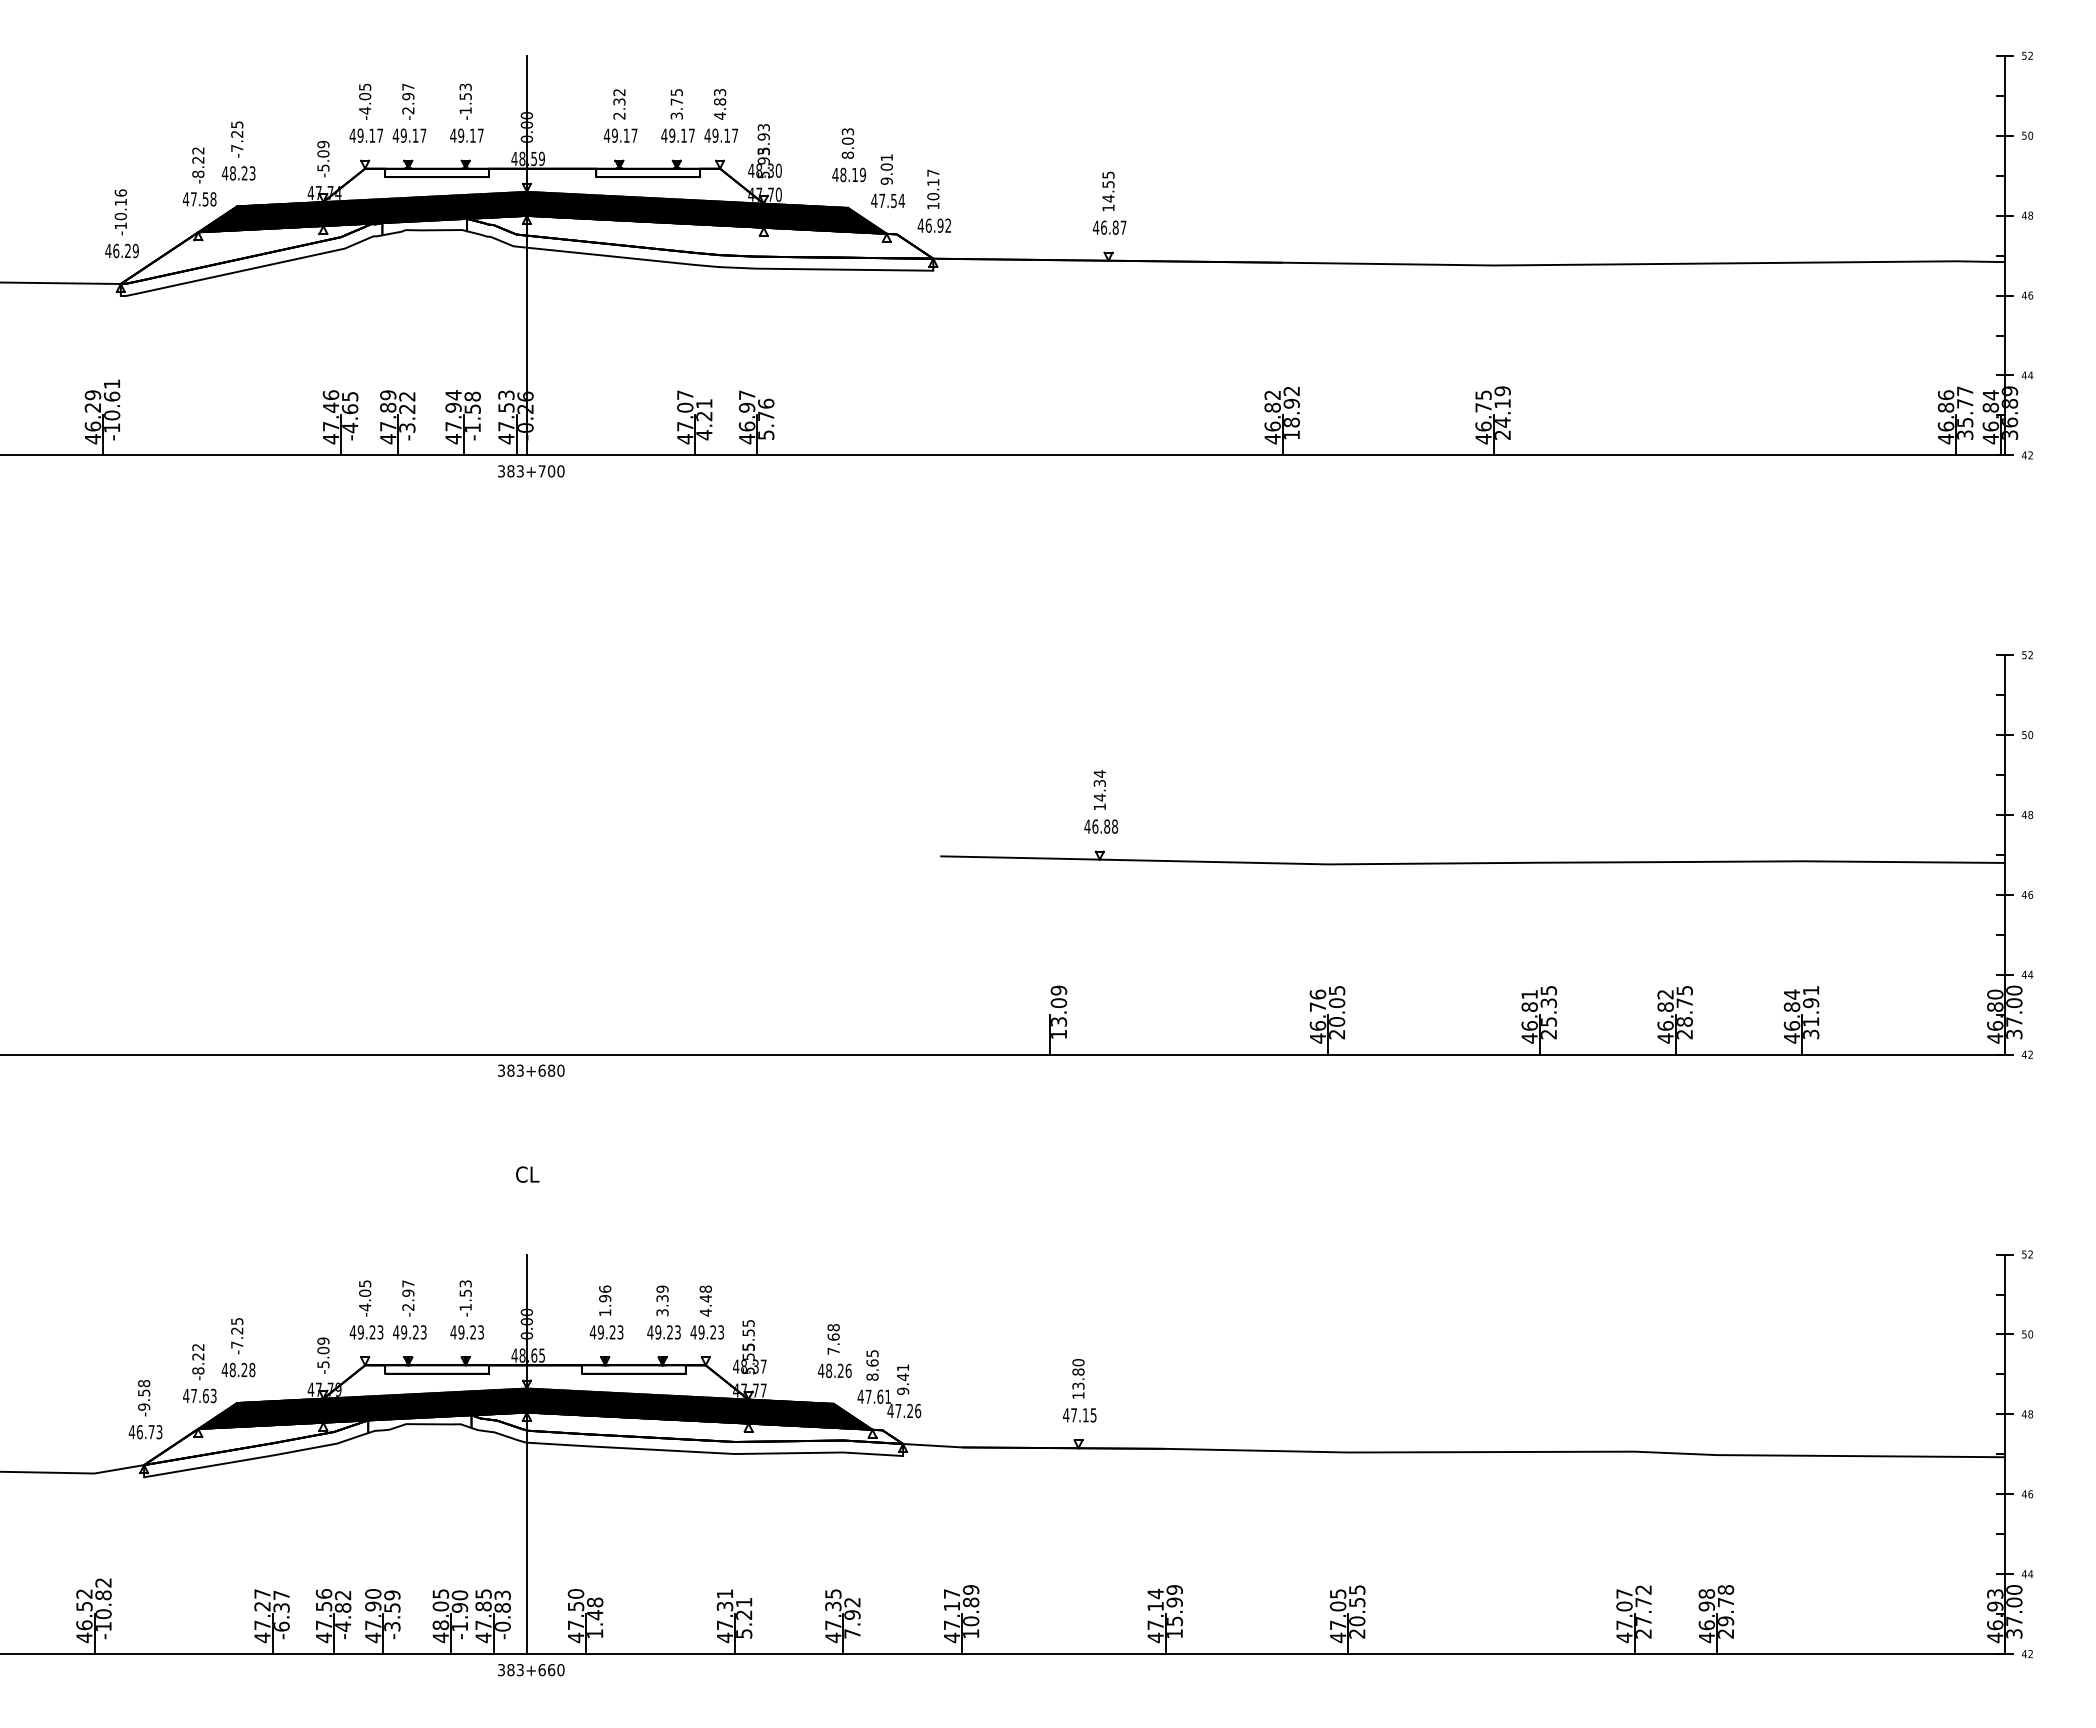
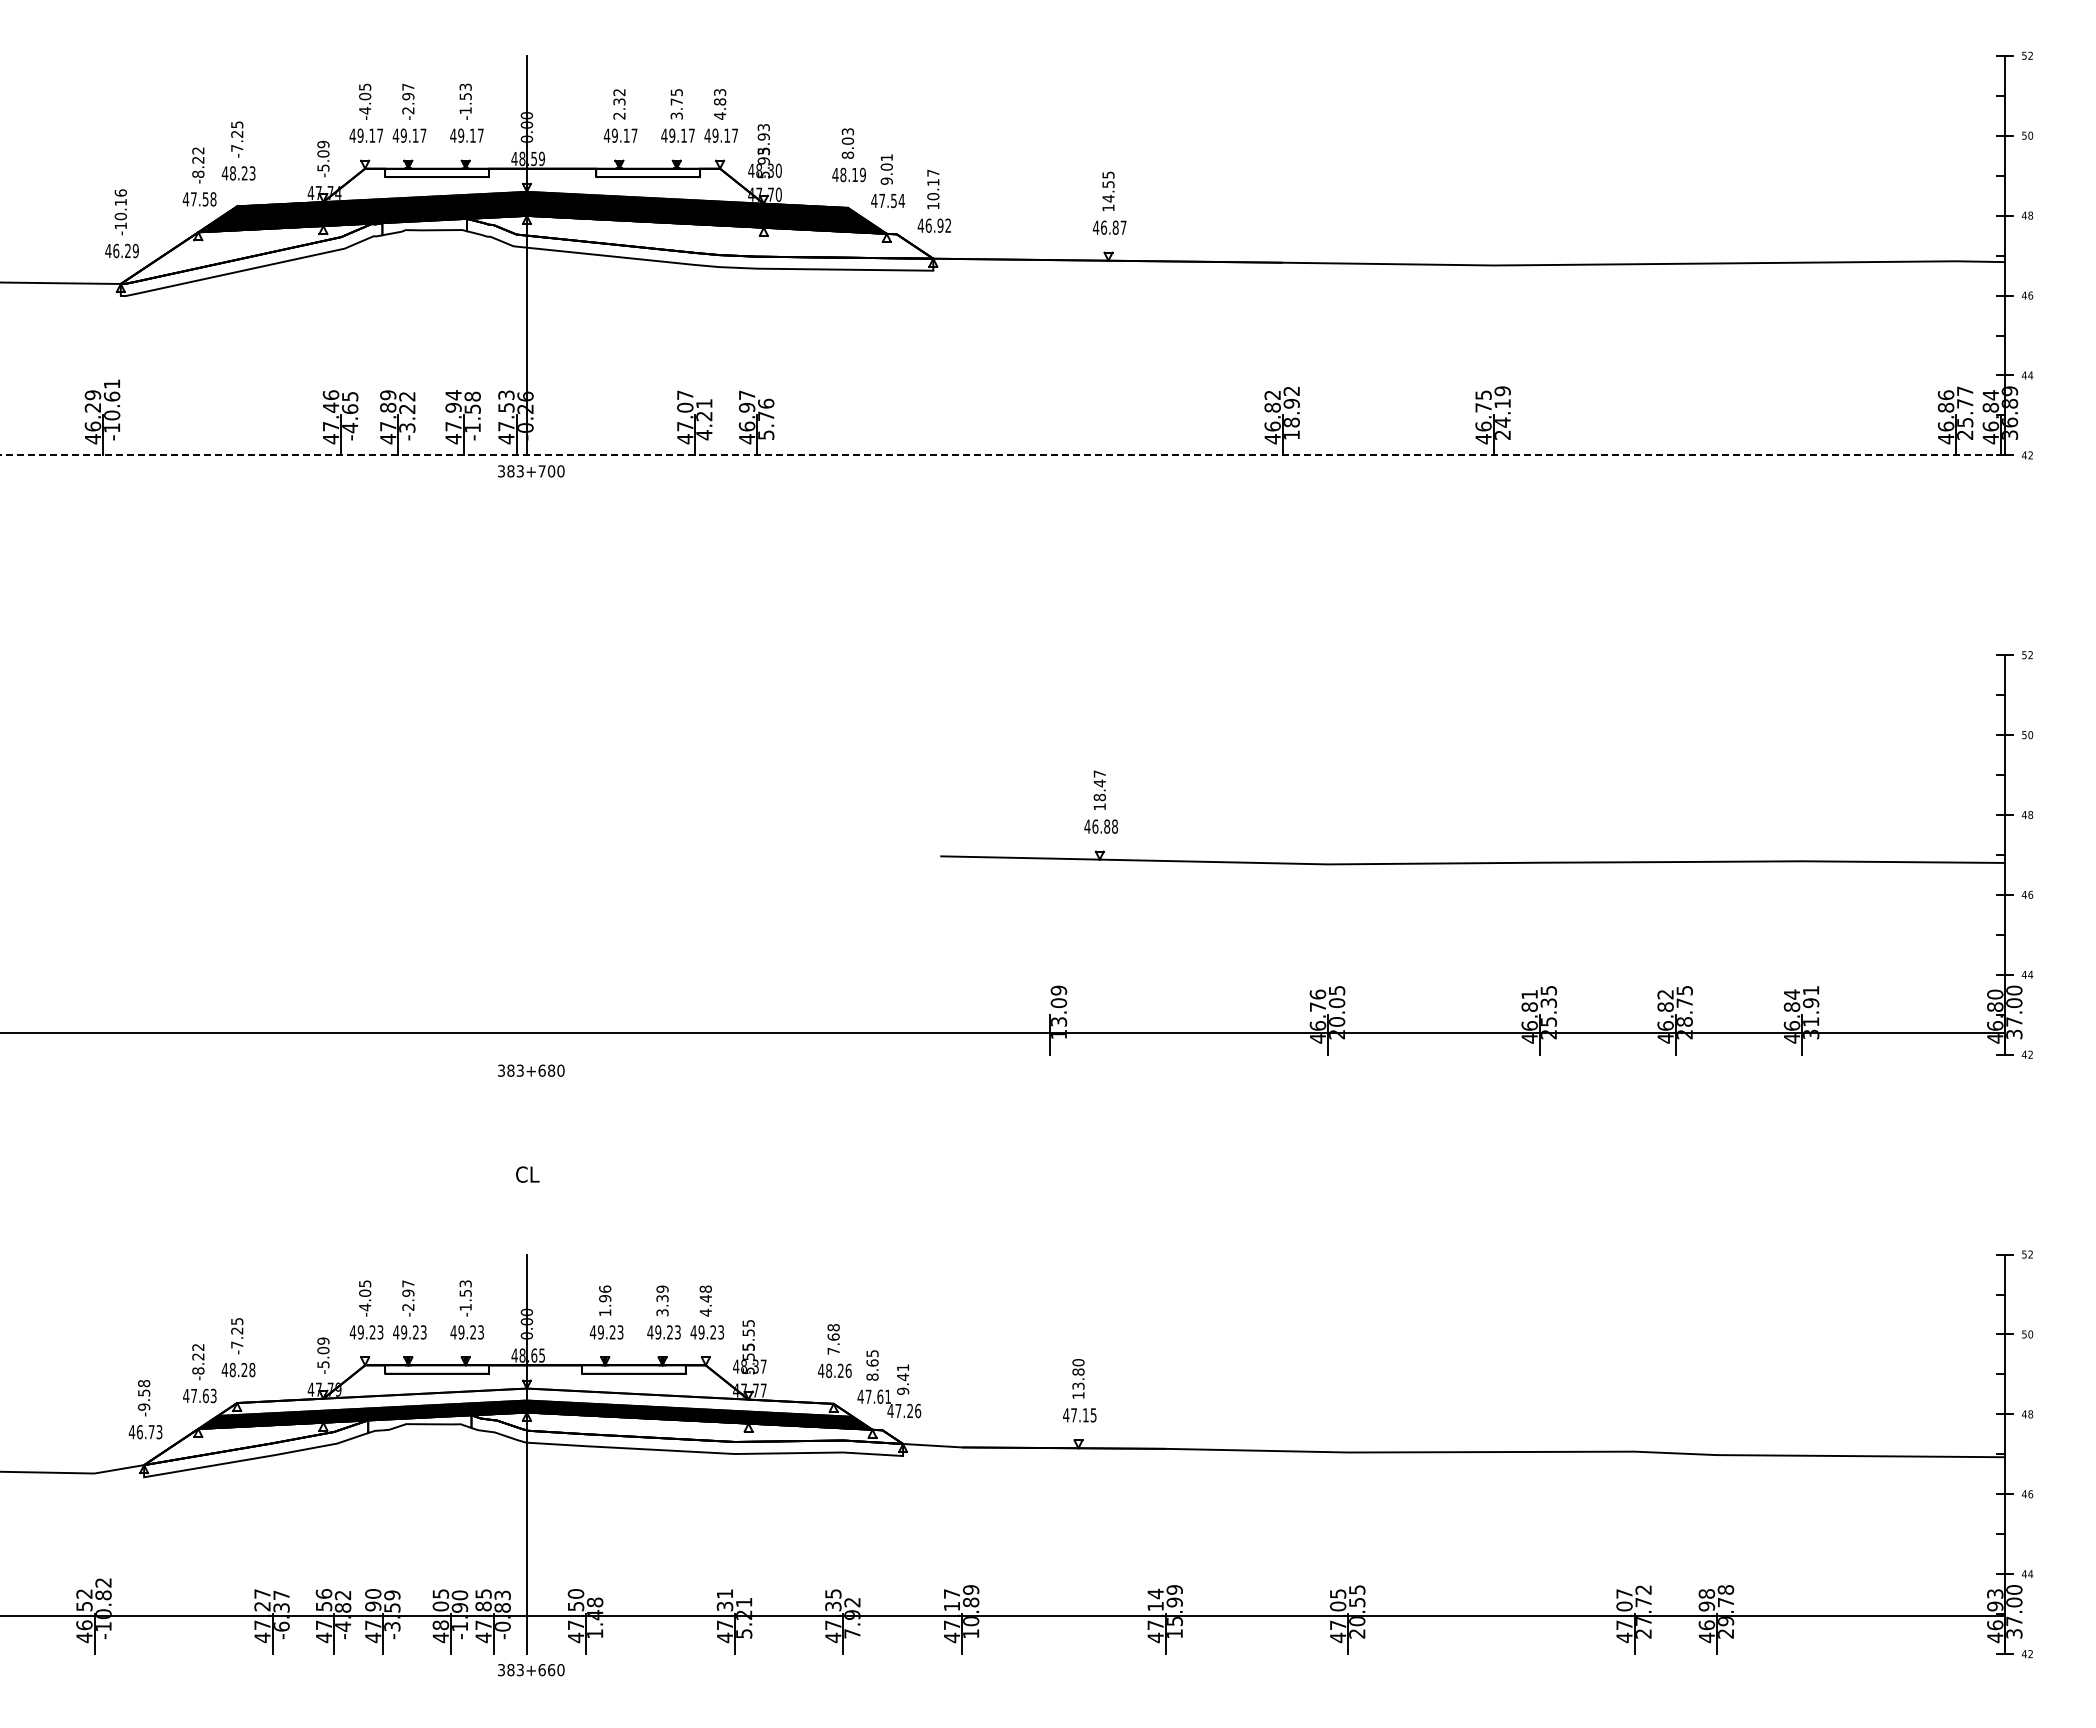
text: 35.77 -> 25.77 (1965, 434)
line: solid -> dashed (1003, 455)
text: 14.34 -> 18.47 (1099, 785)
line position: (1003, 1054) -> (1003, 1032) (1003, 1032)
fill: present -> none (535, 1402)
line position: (1003, 1654) -> (1003, 1616) (1003, 1616)
